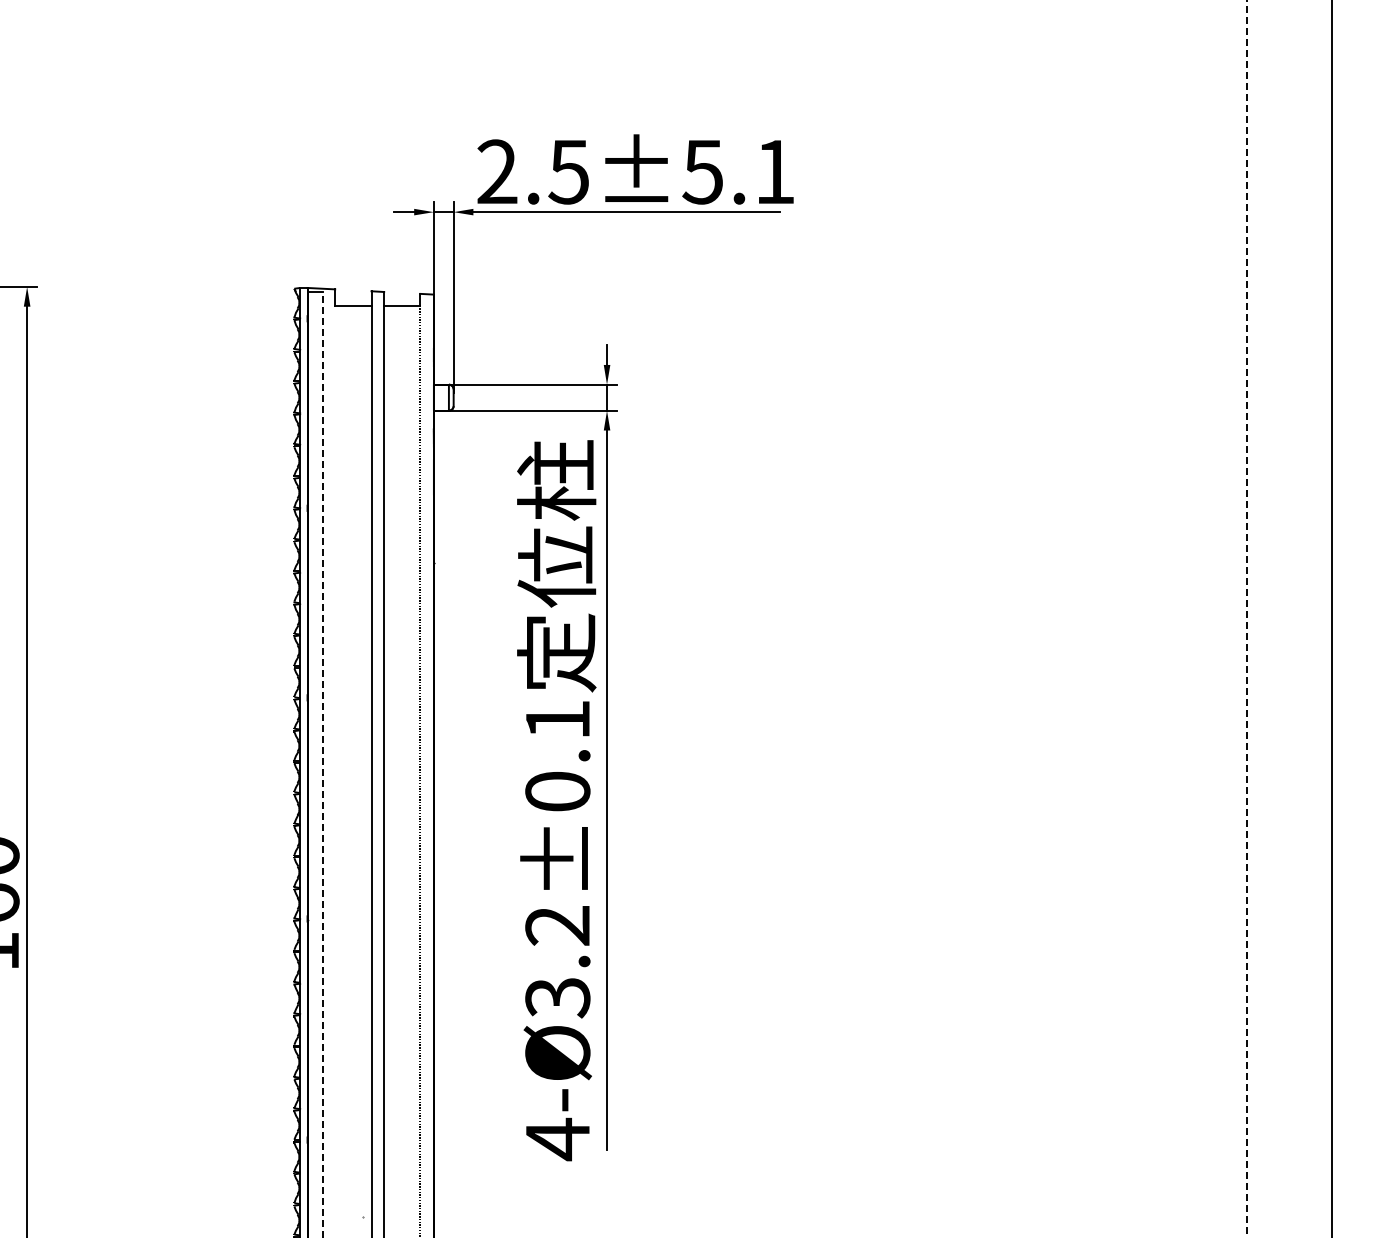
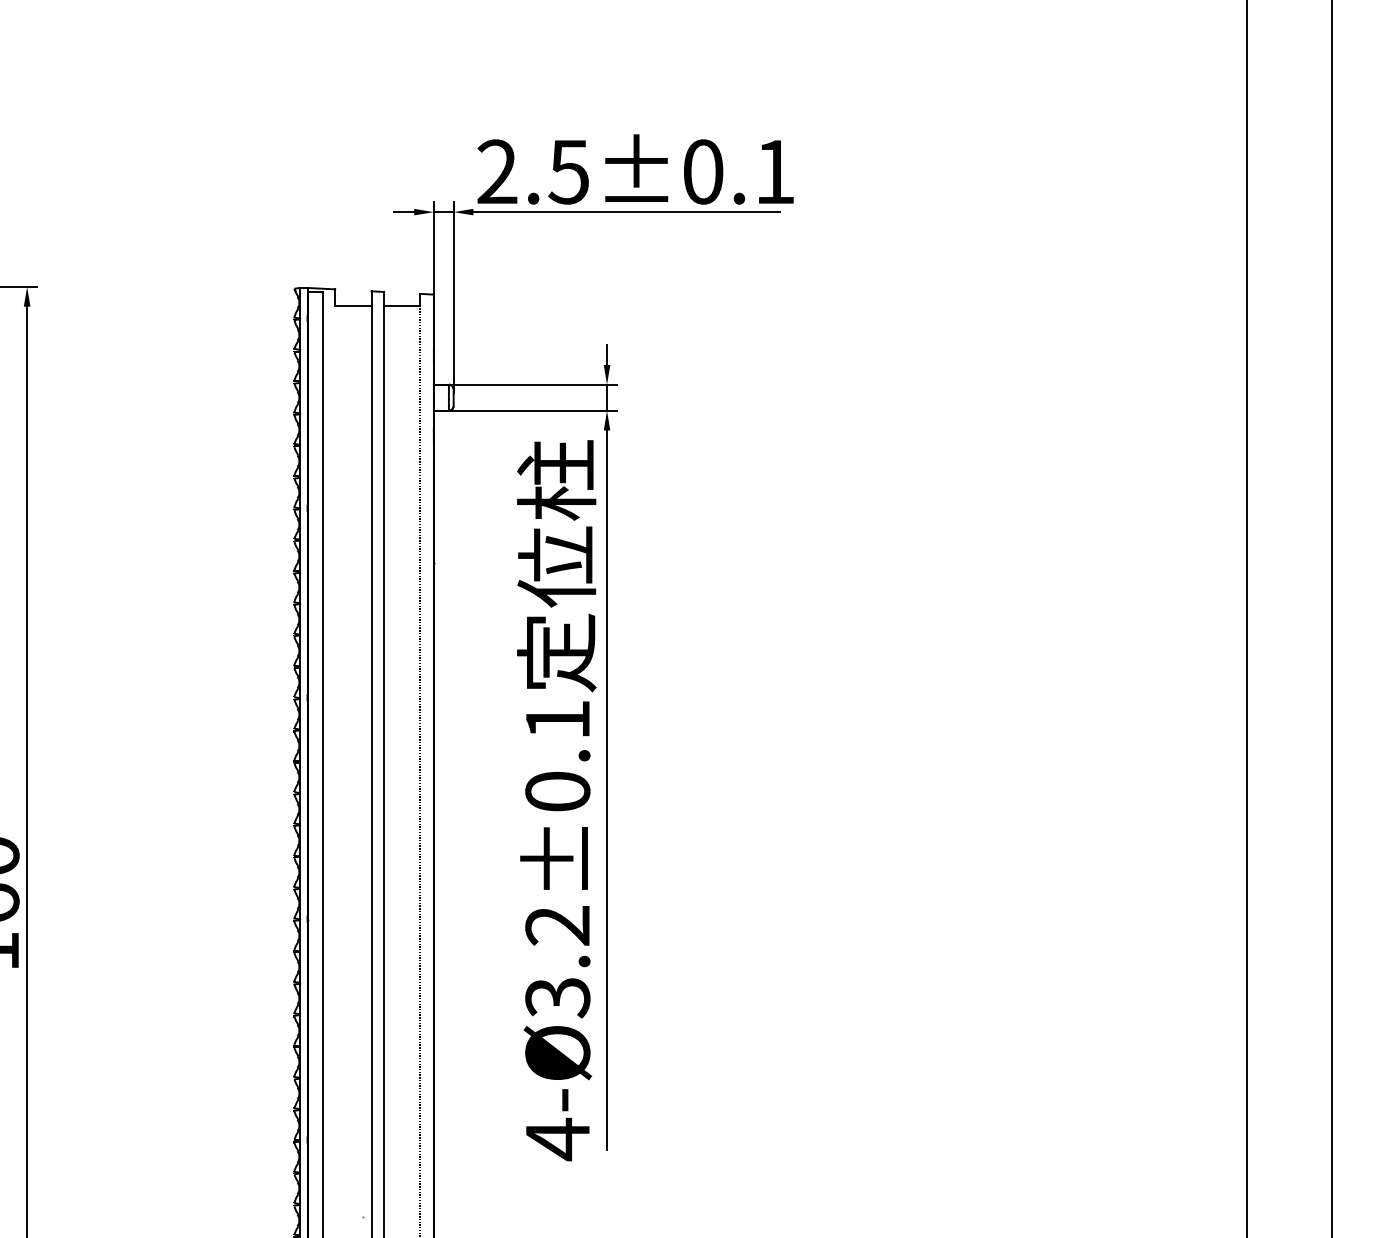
text: 2.5±5.1 -> 2.5±0.1 (702, 171)
line: dashed -> solid (1247, 619)
line: dashed -> solid (322, 765)
